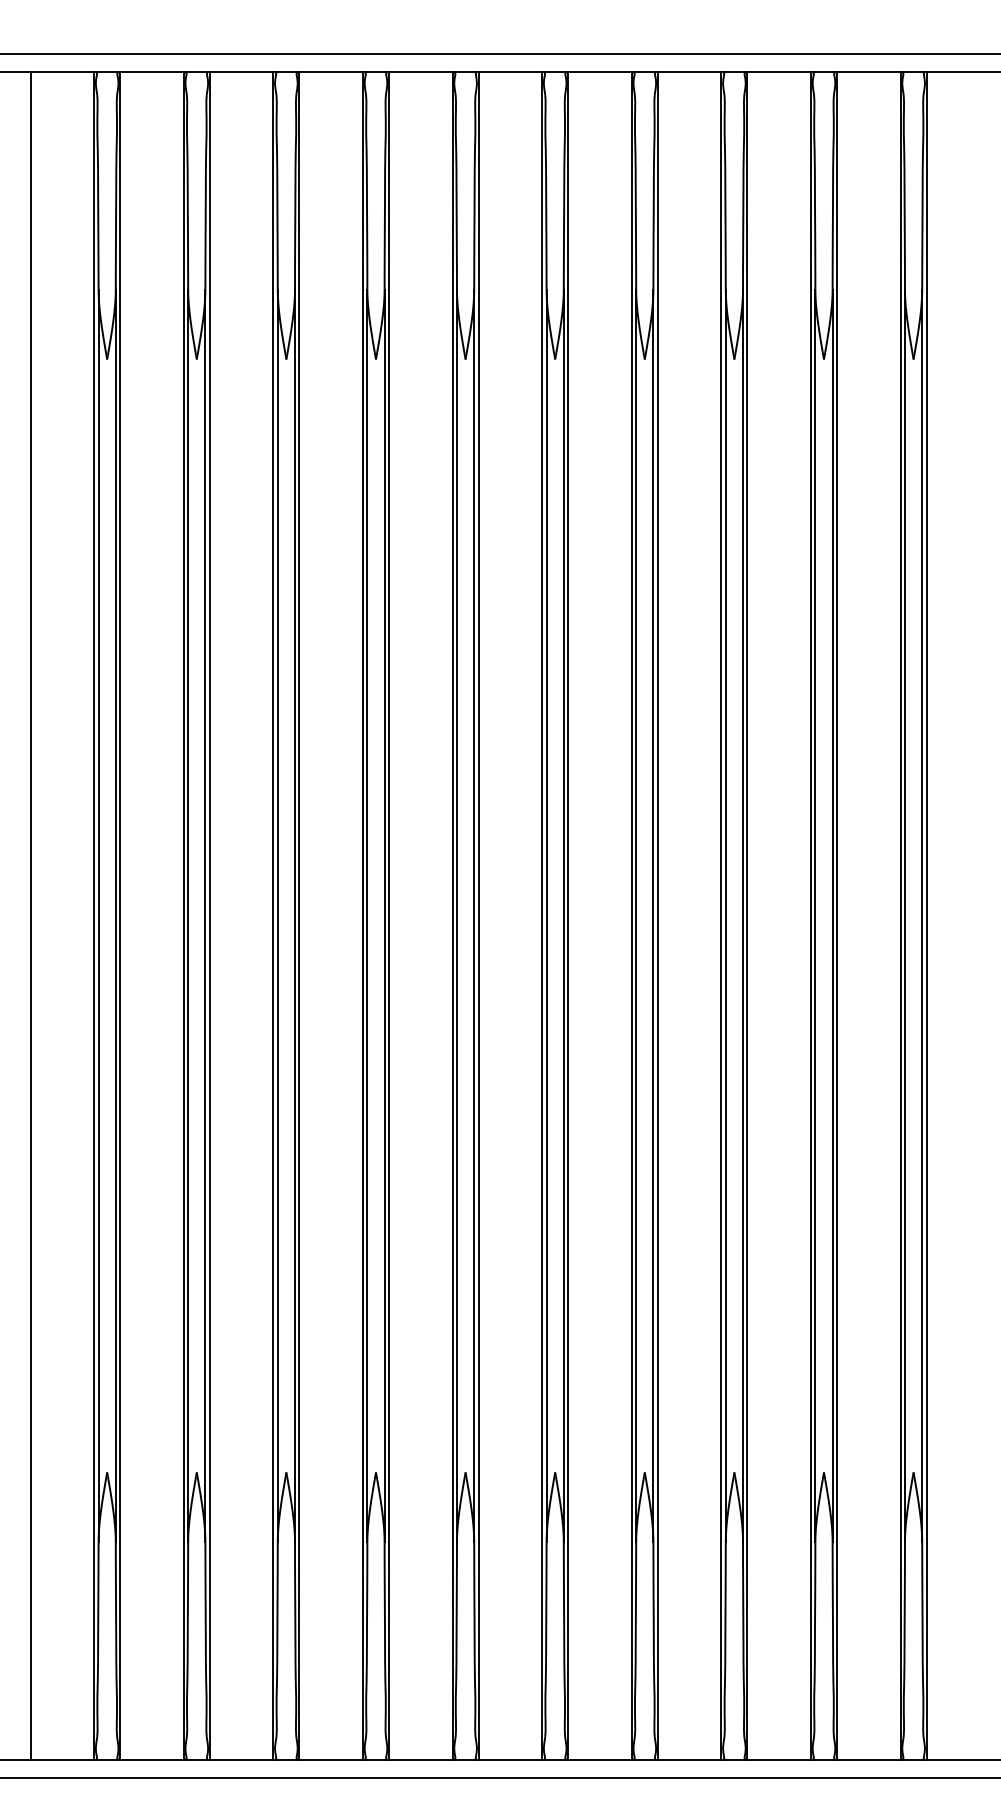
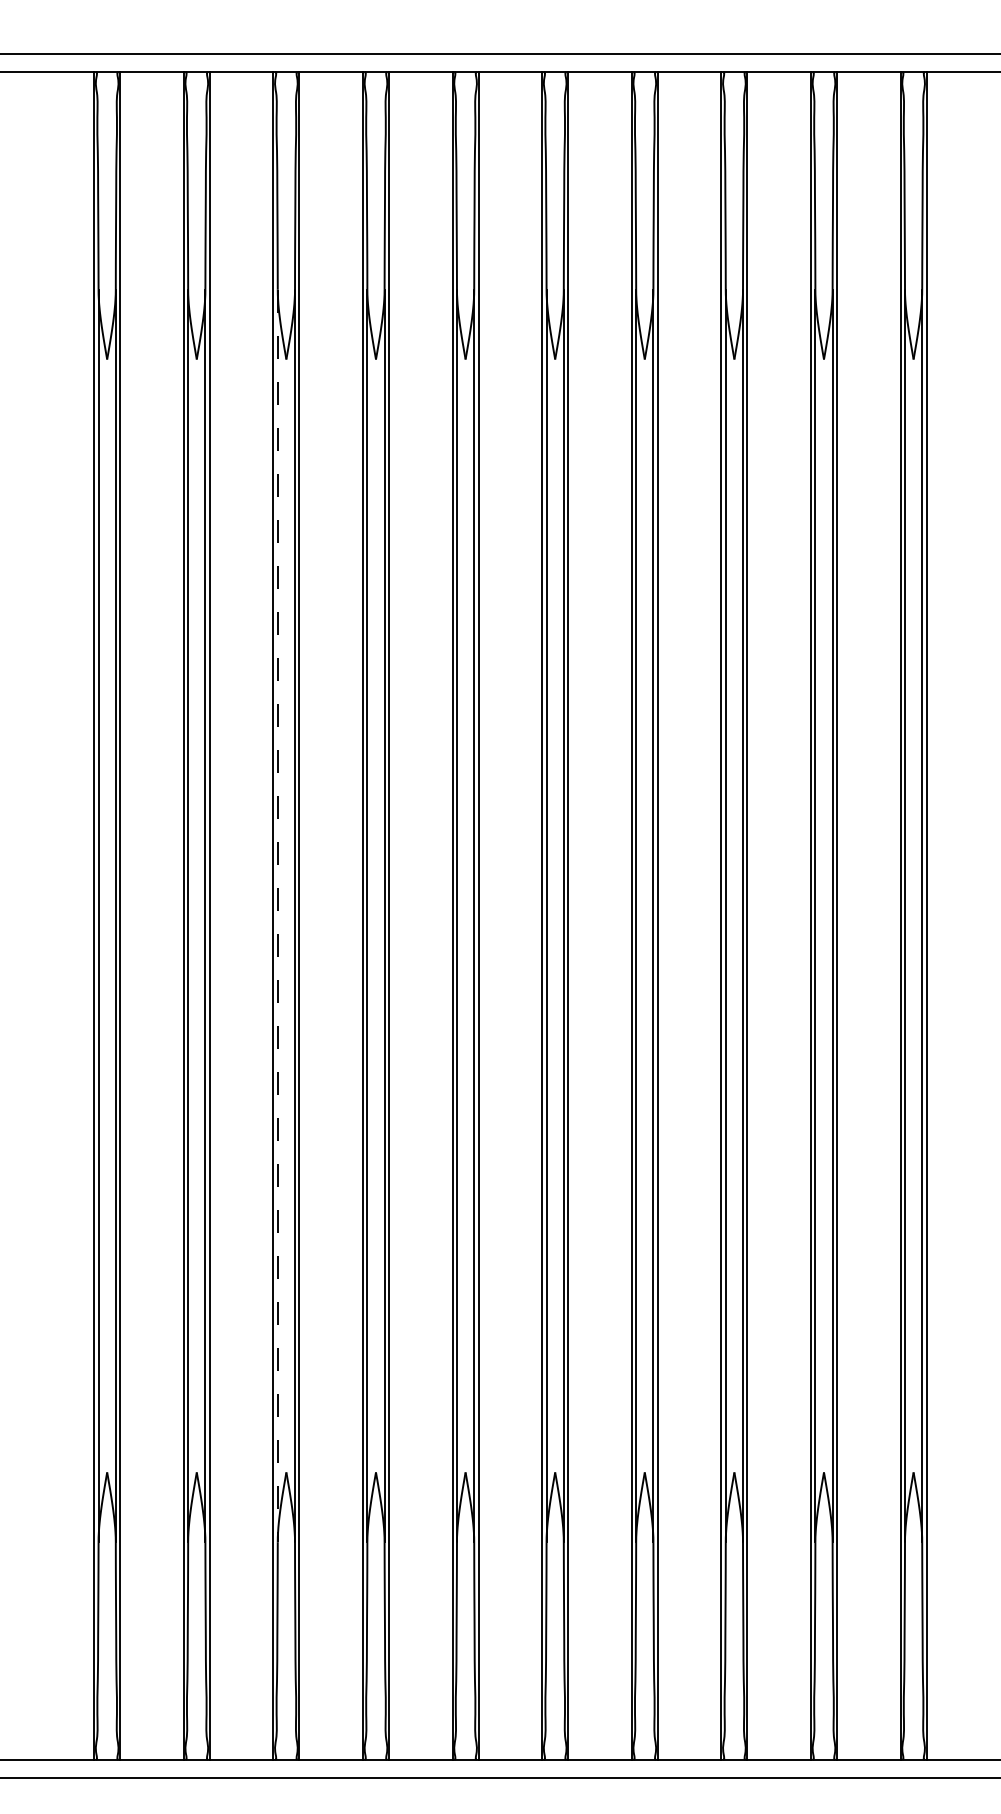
line: present -> none (30, 915)
line: solid -> dashed (277, 916)
